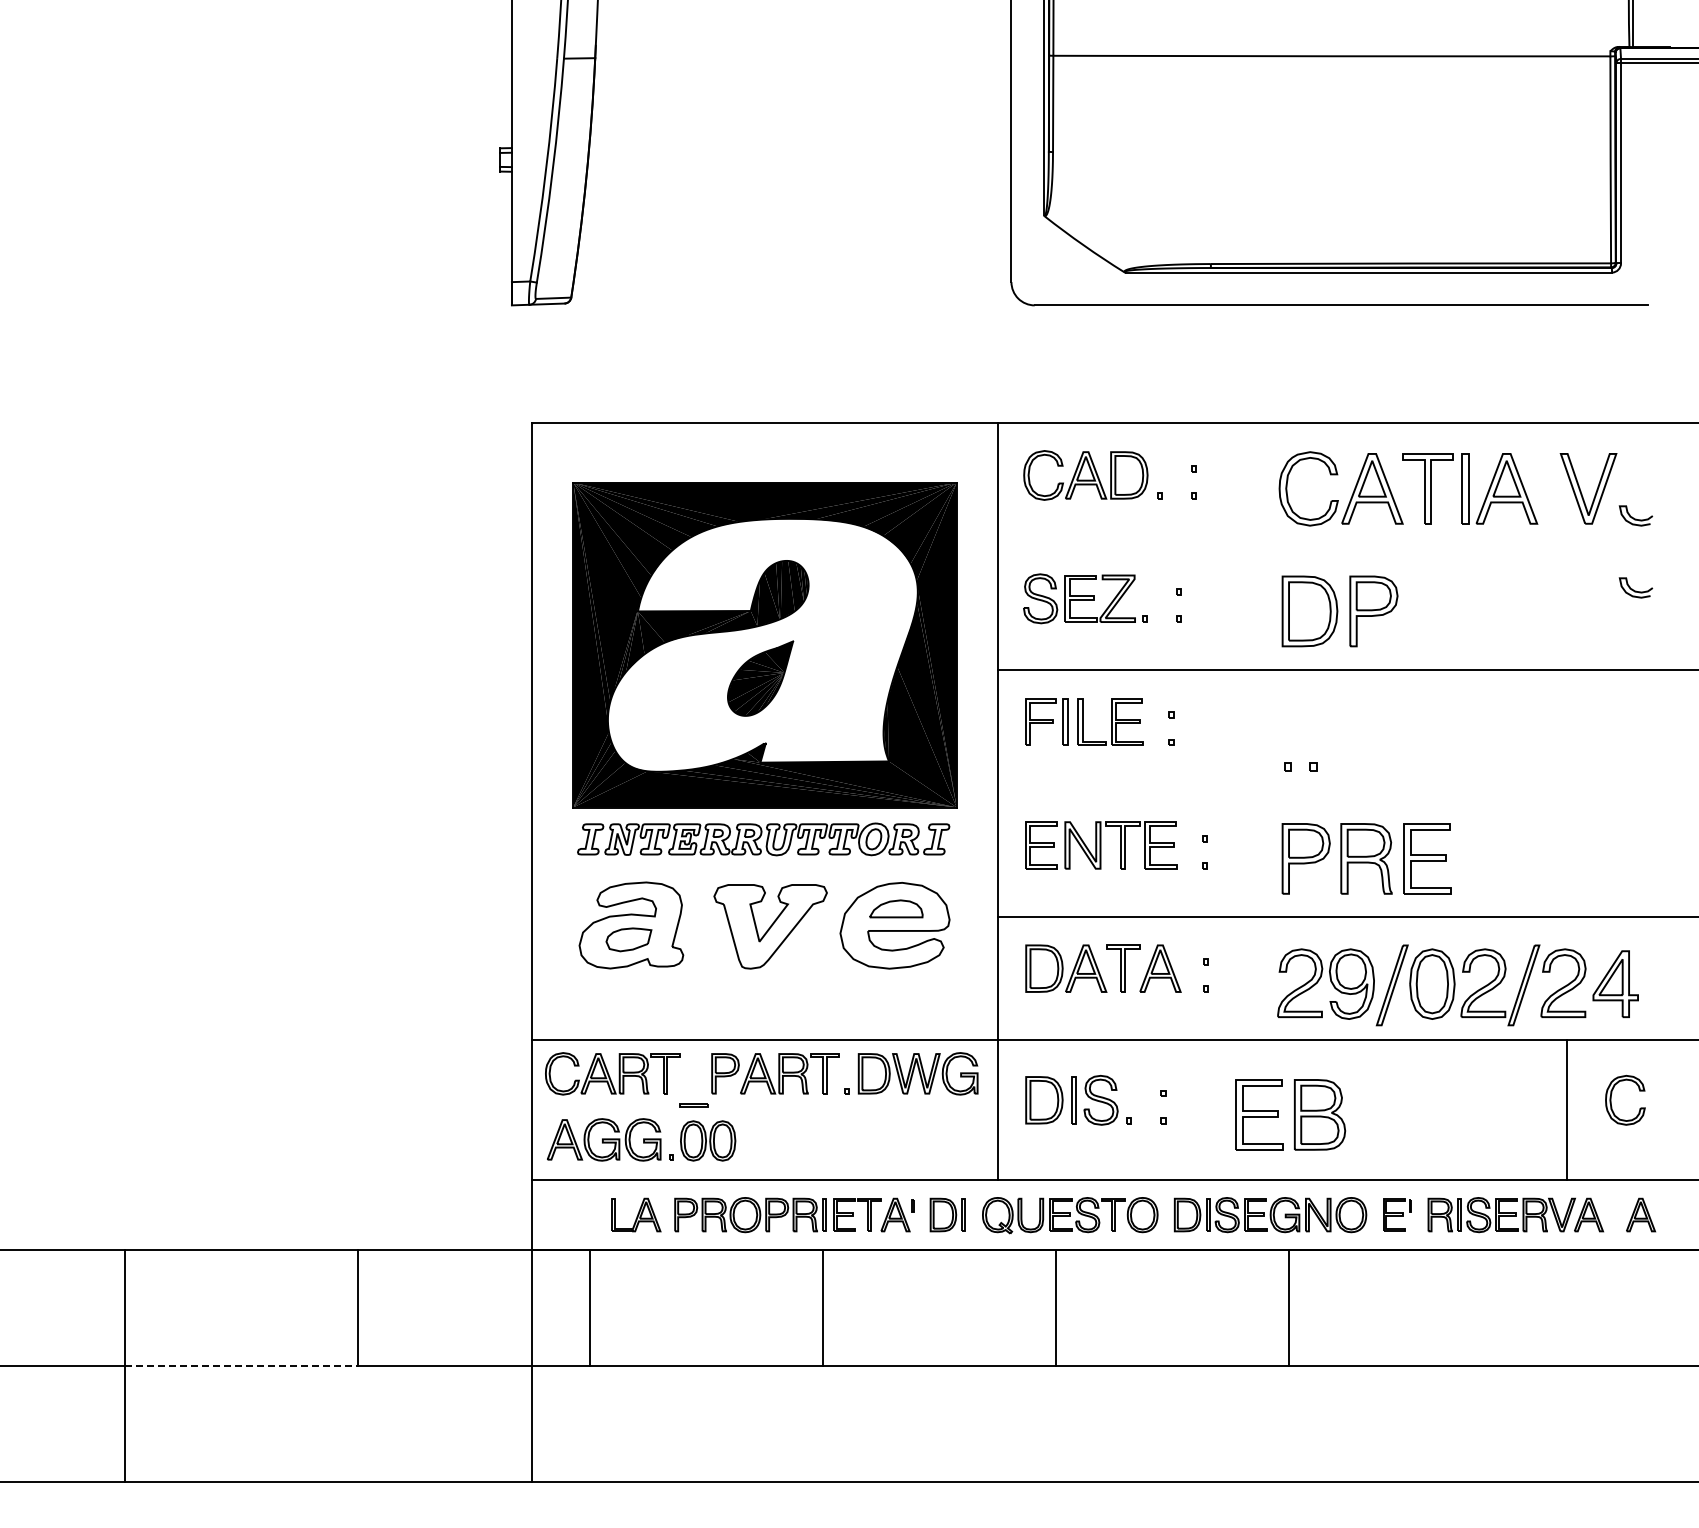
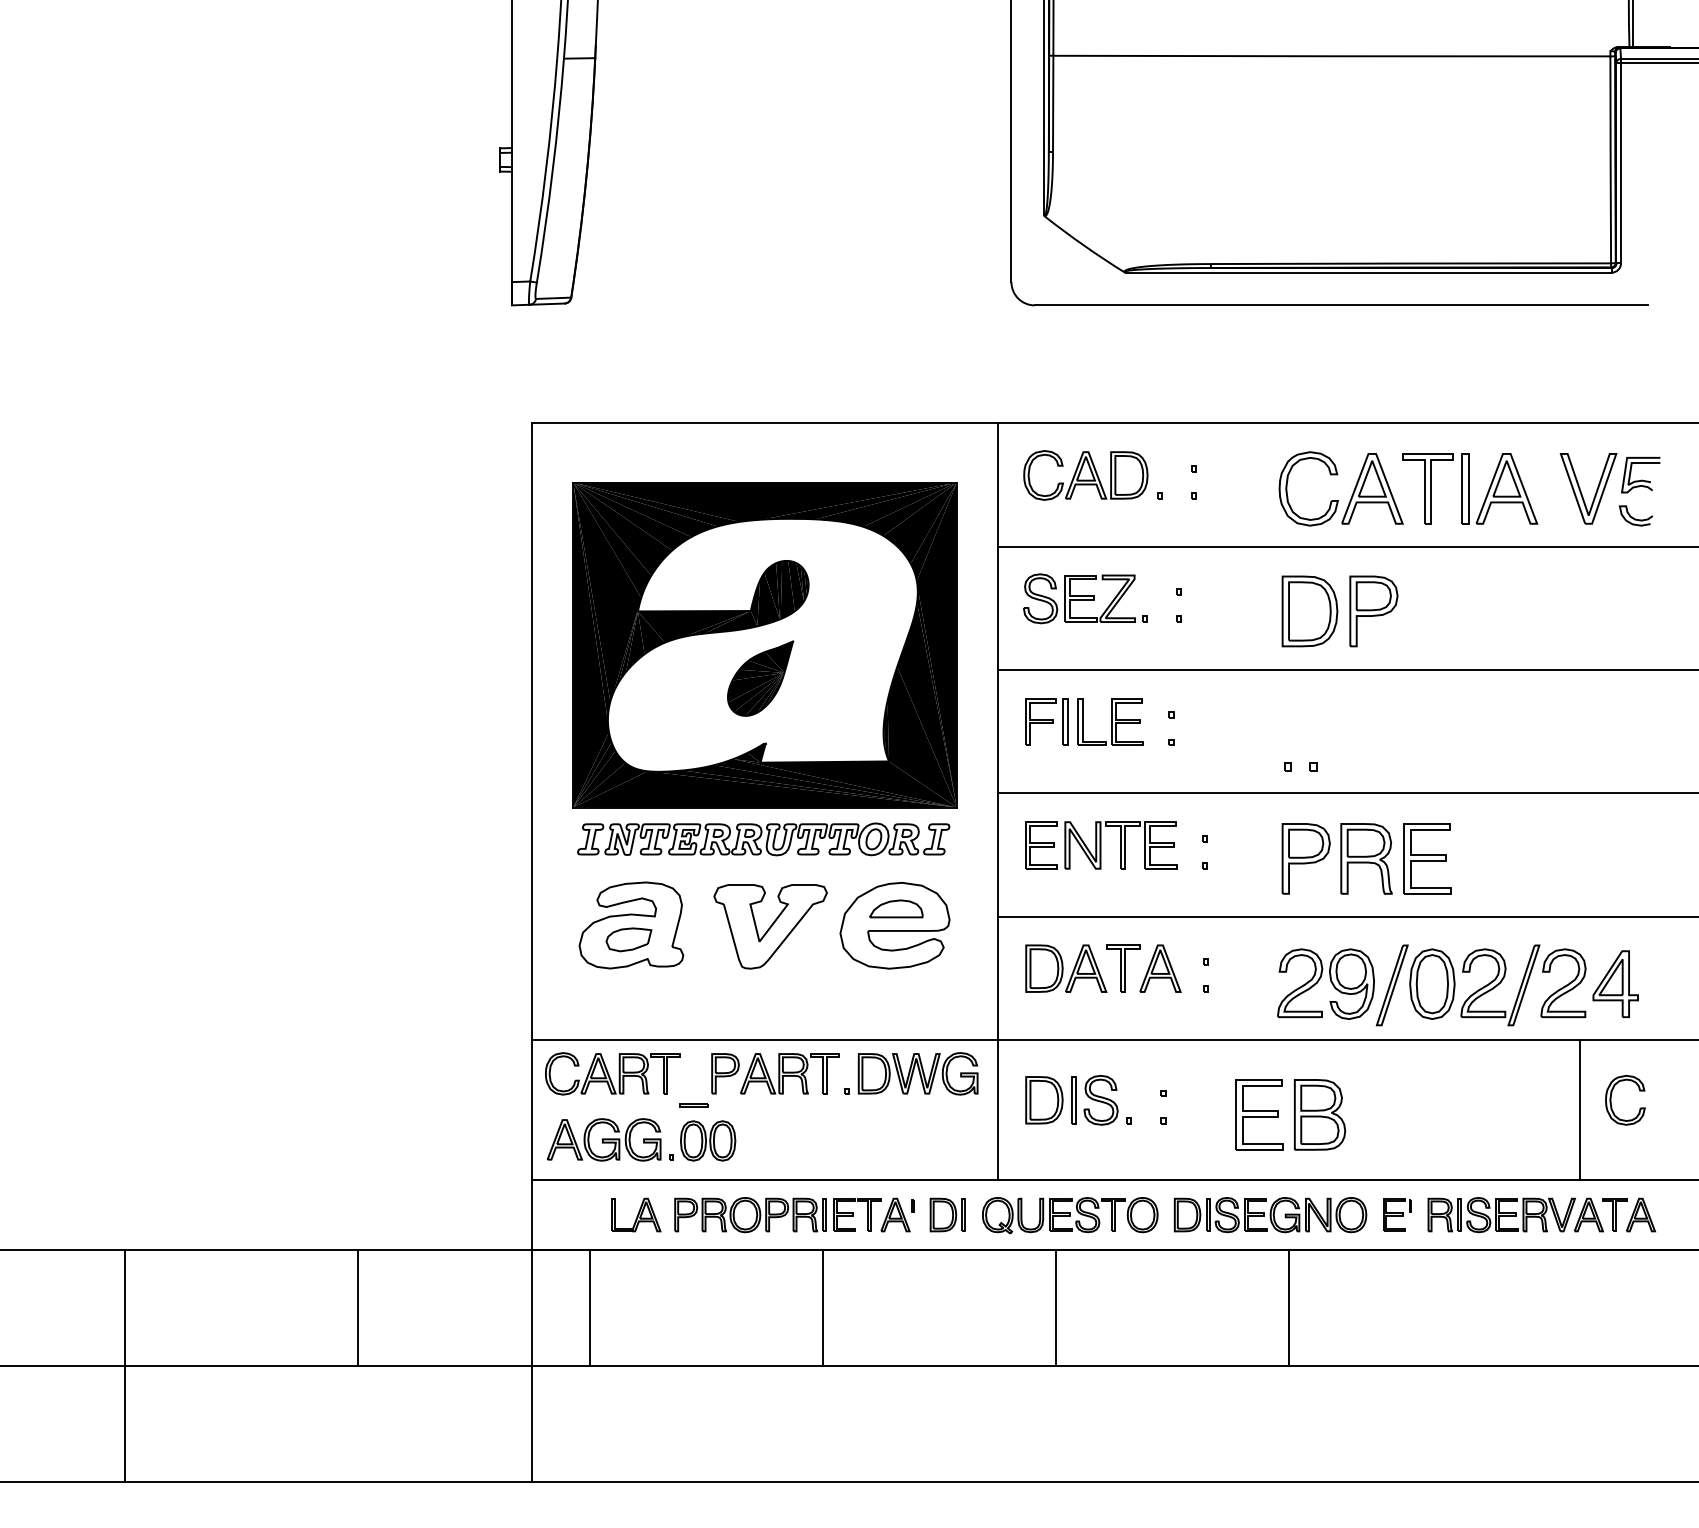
part: none -> present (1640, 475)
line: none -> present (1346, 546)
curve: present -> none (1633, 589)
line: none -> present (1346, 793)
line position: (1566, 1109) -> (1579, 1109) (1579, 1109)
part: none -> present (1614, 1214)
line: dashed -> solid (241, 1365)
